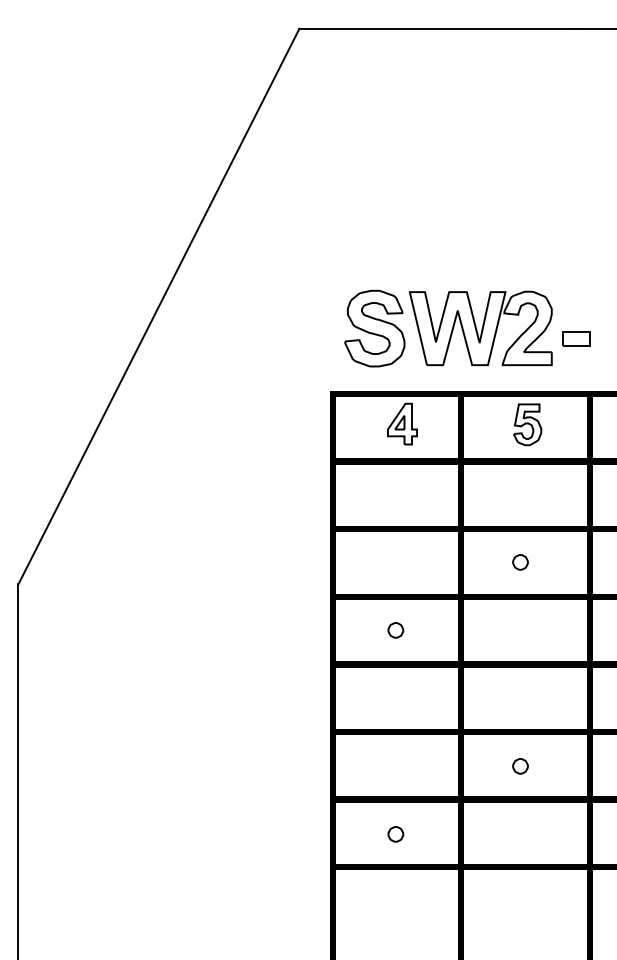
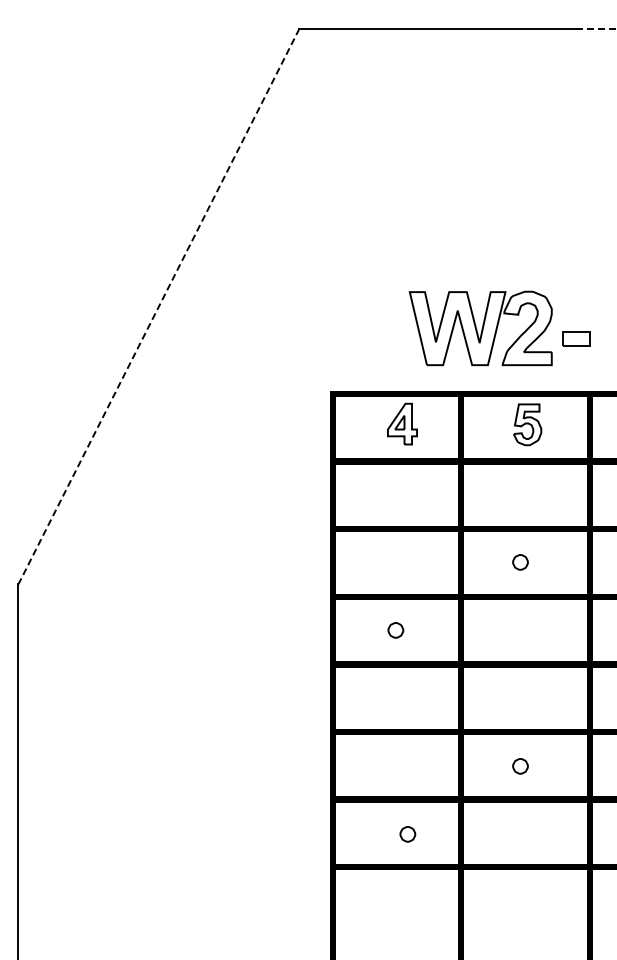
line: solid -> dashed (596, 28)
line: solid -> dashed (158, 307)
part: present -> none (374, 328)
part position: (395, 834) -> (407, 834) (407, 834)
